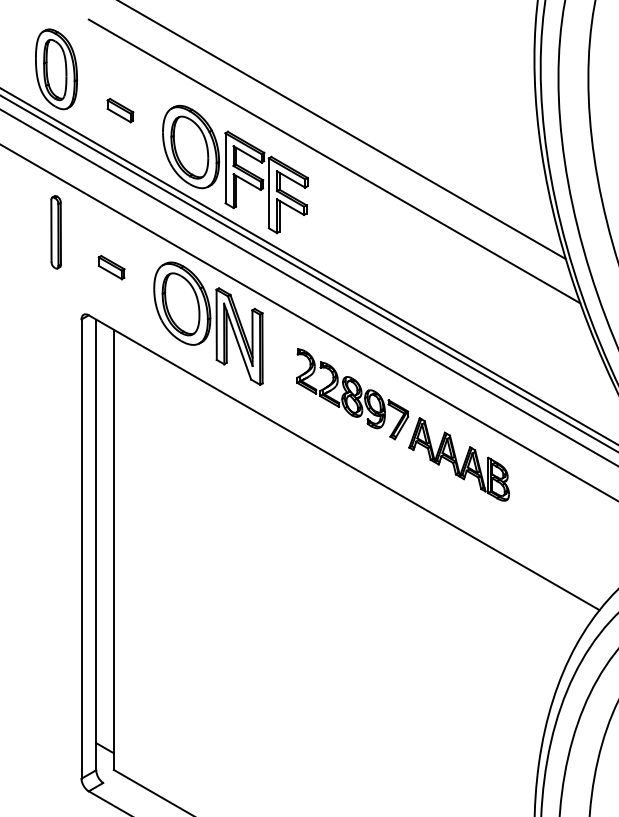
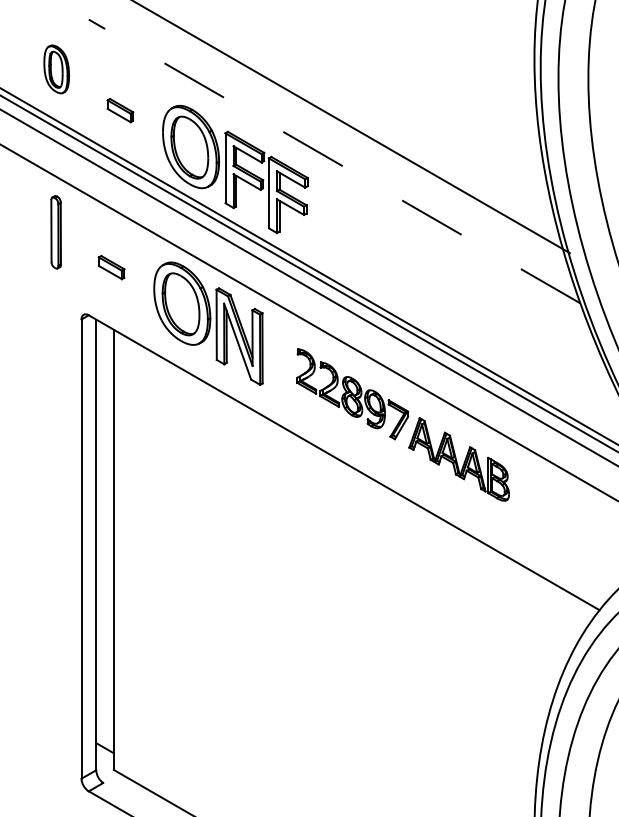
part size: 44x83 px -> 28x51 px (56, 69)
line position: (342, 130) -> (352, 127) (352, 127)
line: solid -> dashed (334, 161)
